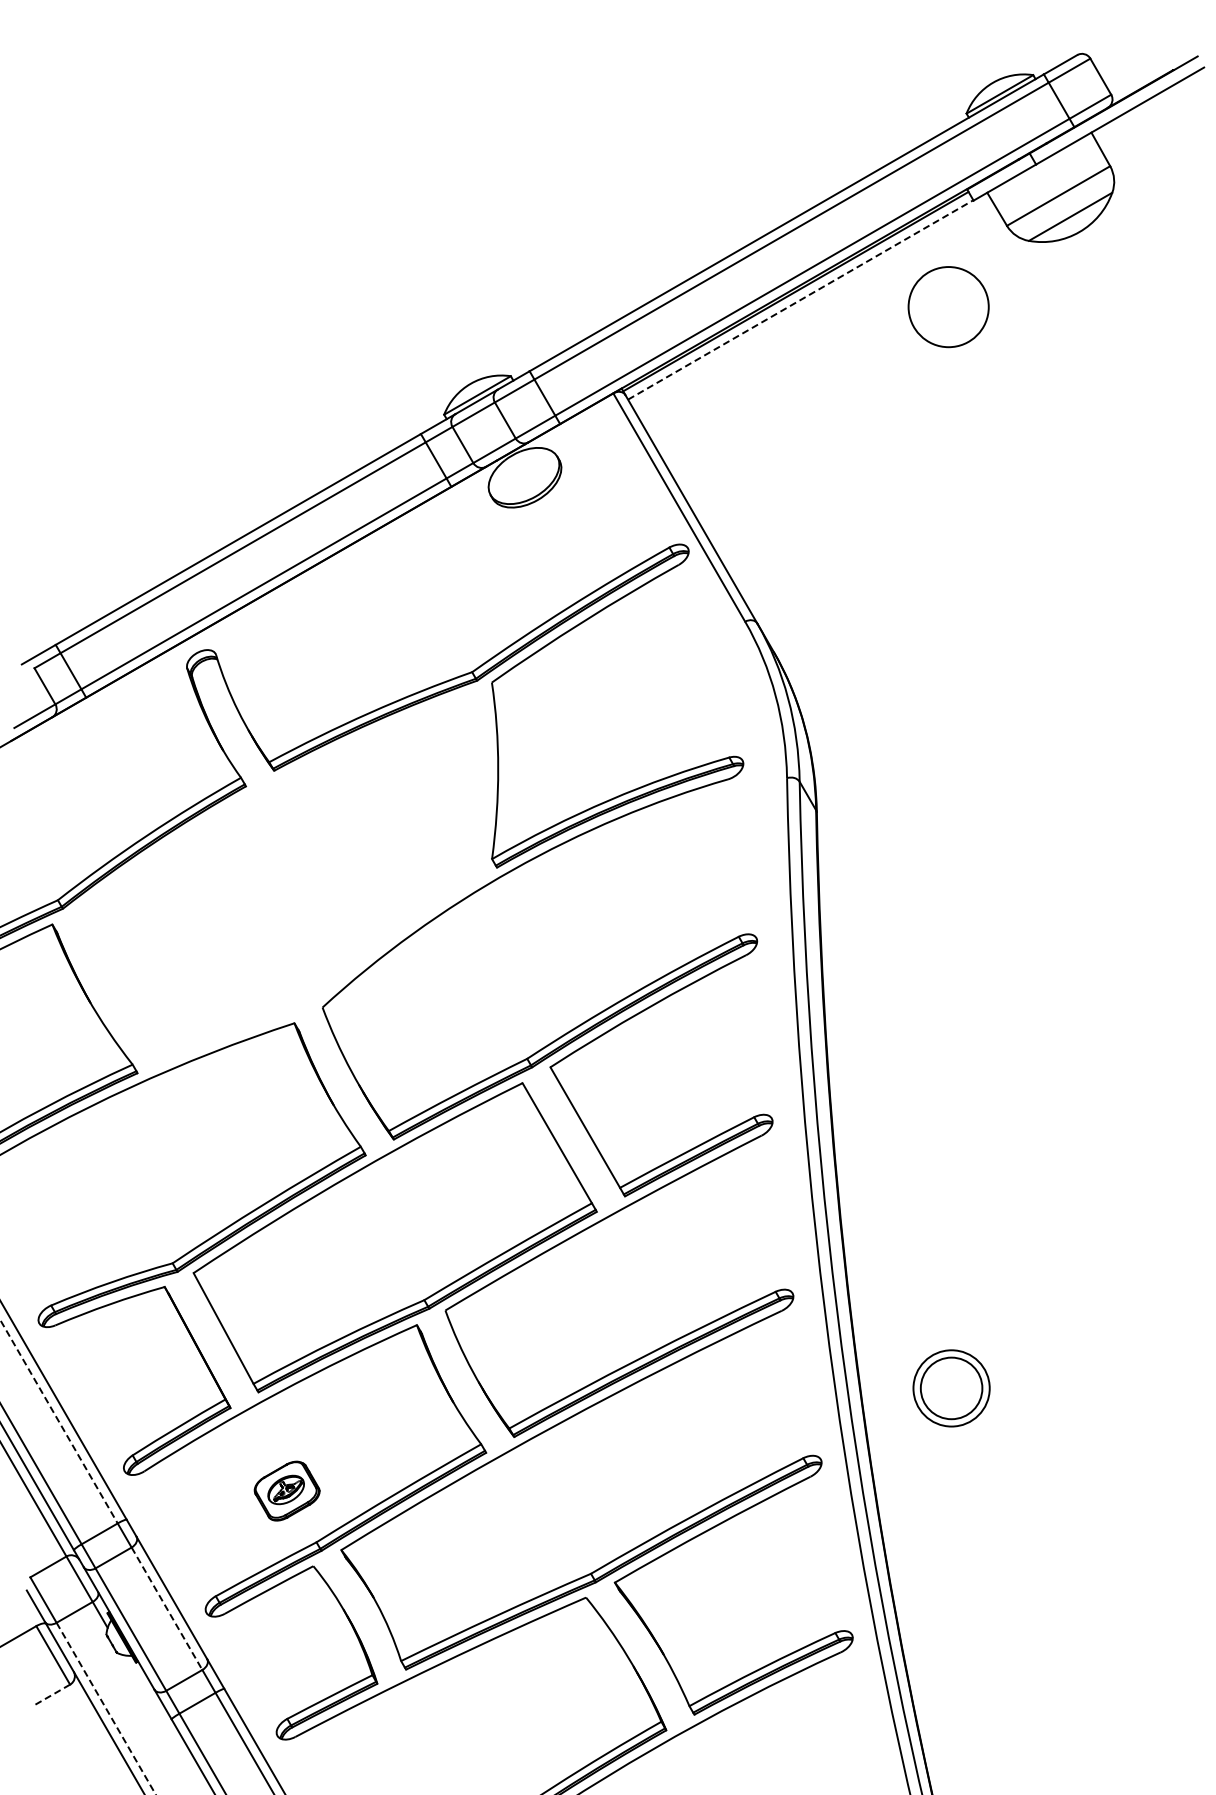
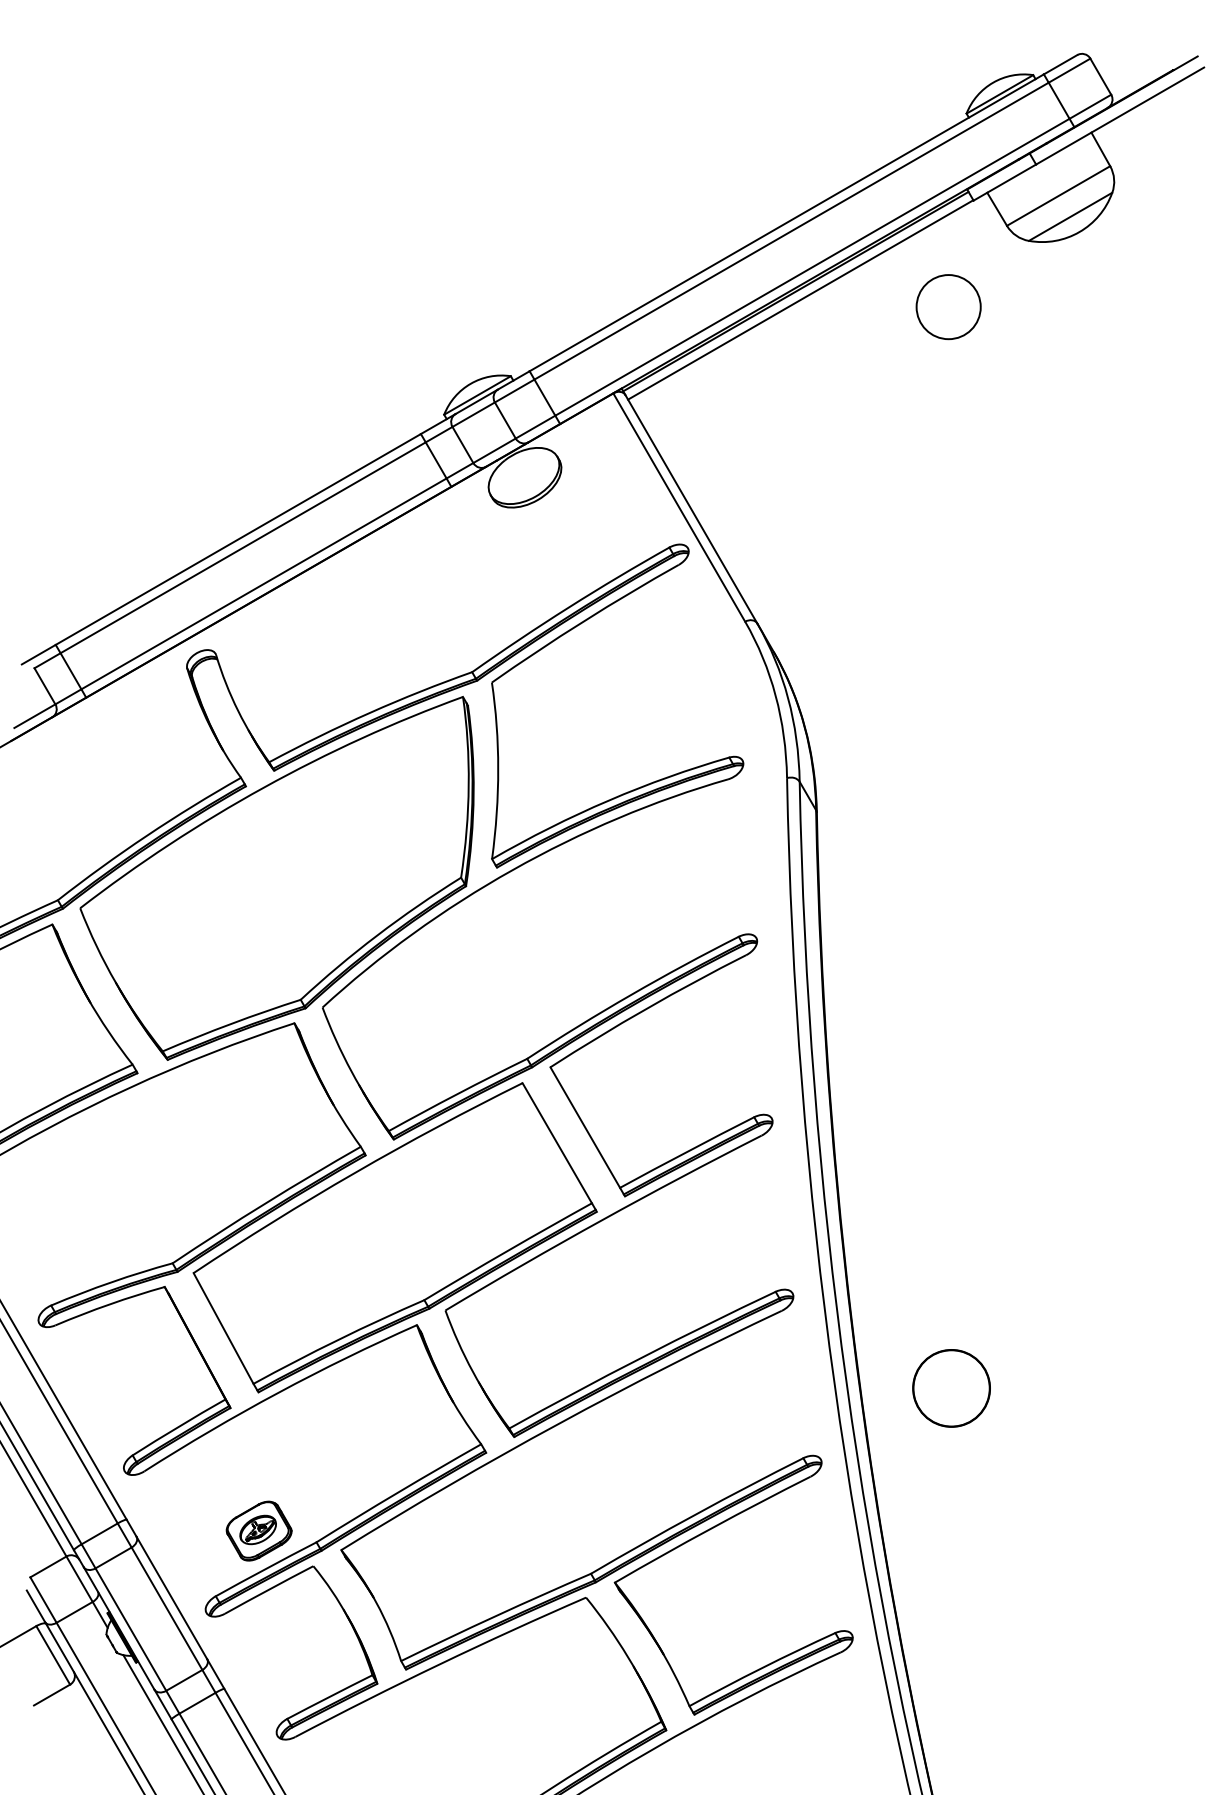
line: dashed -> solid (801, 299)
circle diameter: 80 px -> 64 px (948, 307)
part: none -> present (276, 878)
circle diameter: 62 px -> 77 px (951, 1387)
line: dashed -> solid (59, 1422)
part position: (286, 1490) -> (258, 1530) (258, 1530)
line: dashed -> solid (167, 1608)
line: dashed -> solid (52, 1695)
line: dashed -> solid (106, 1709)
line: none -> present (162, 1723)
